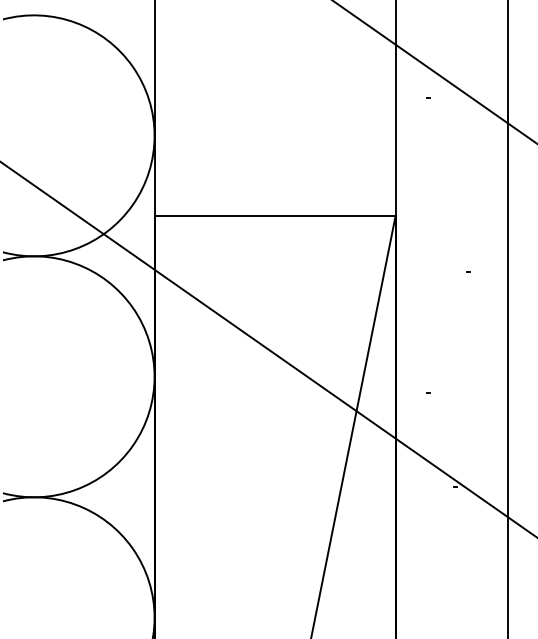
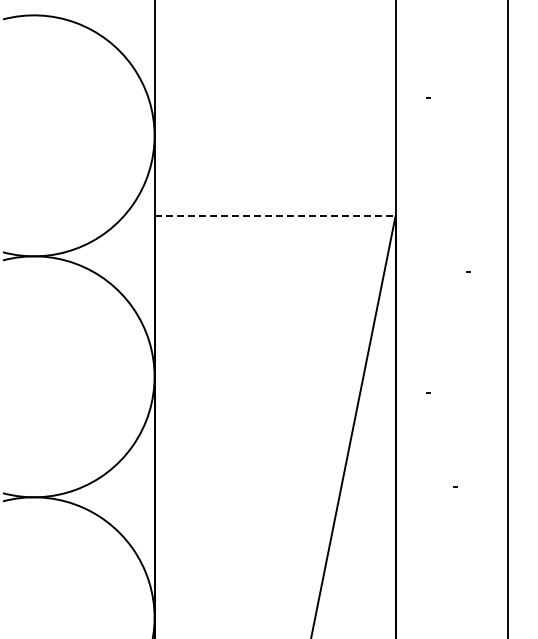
line: present -> none (434, 71)
line: solid -> dashed (275, 216)
line: present -> none (268, 349)
